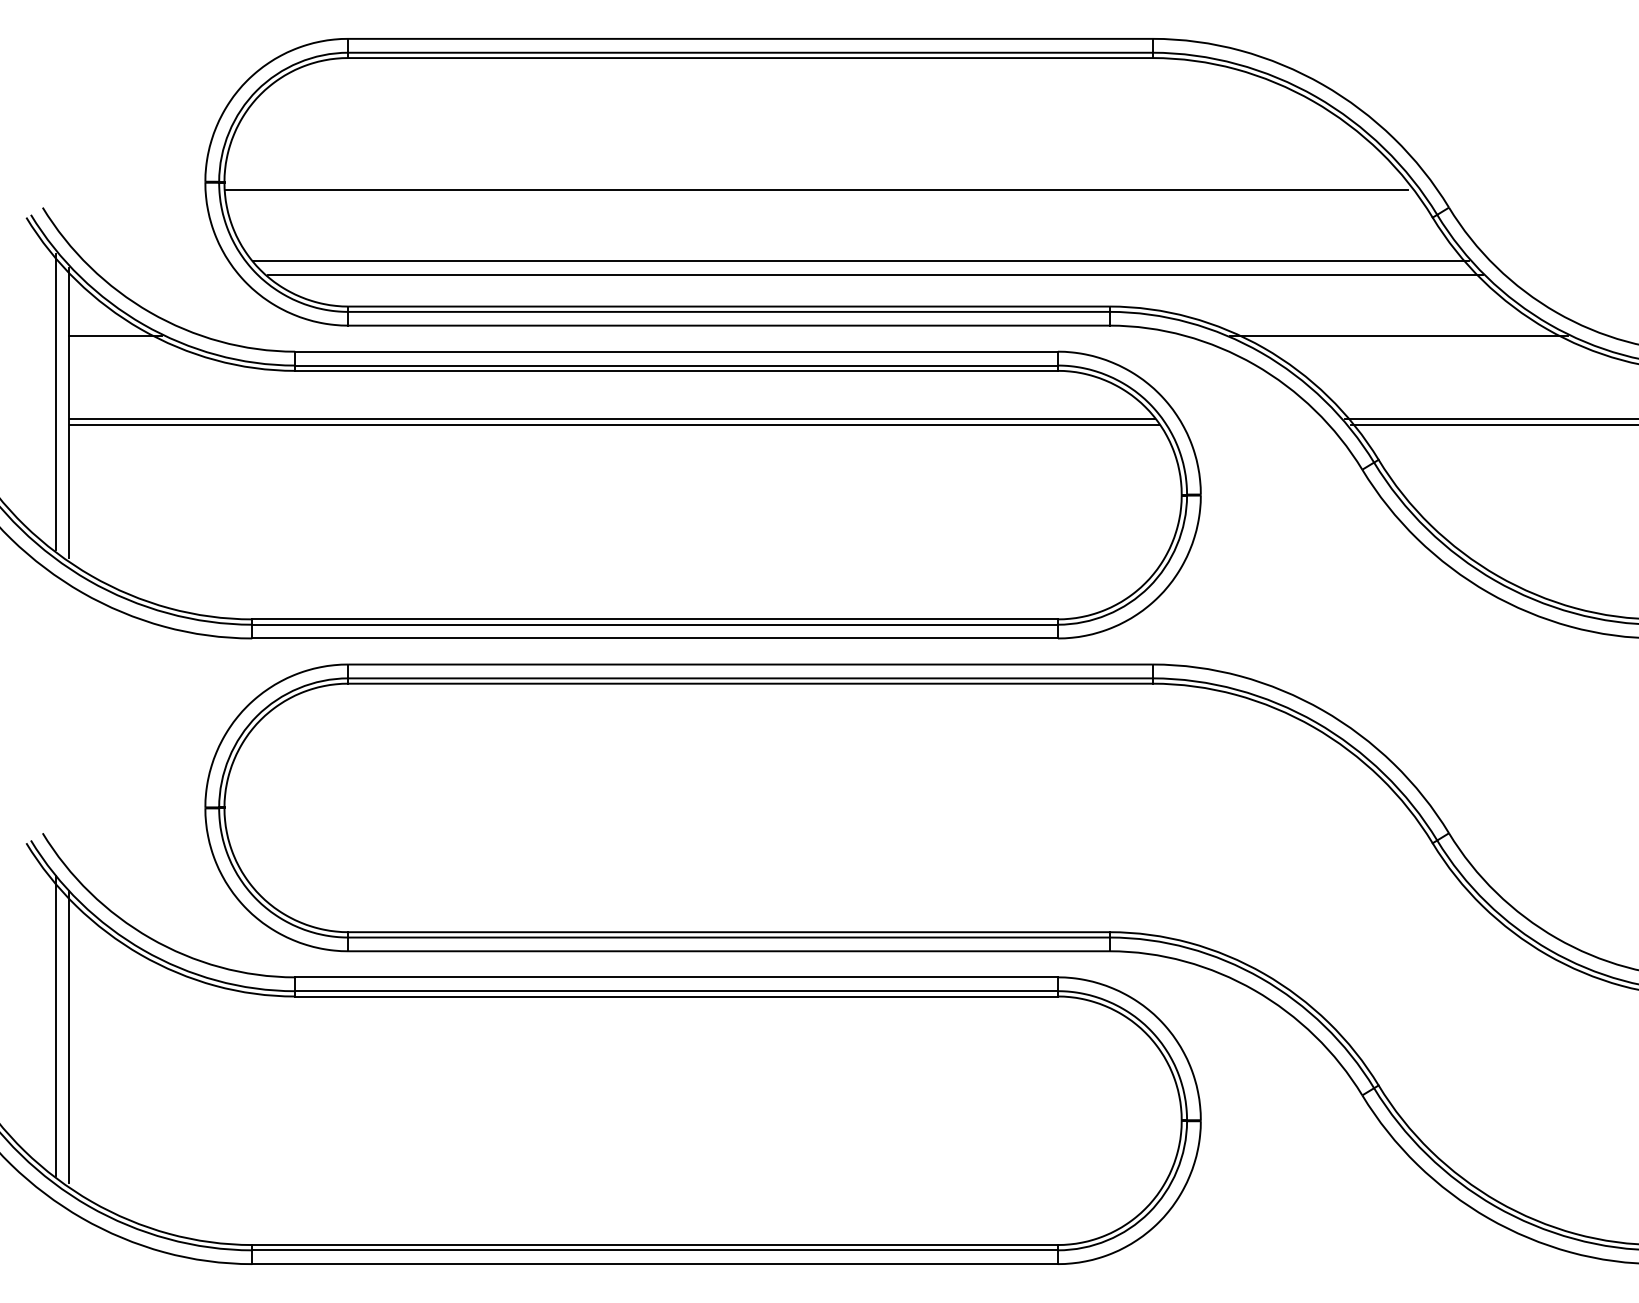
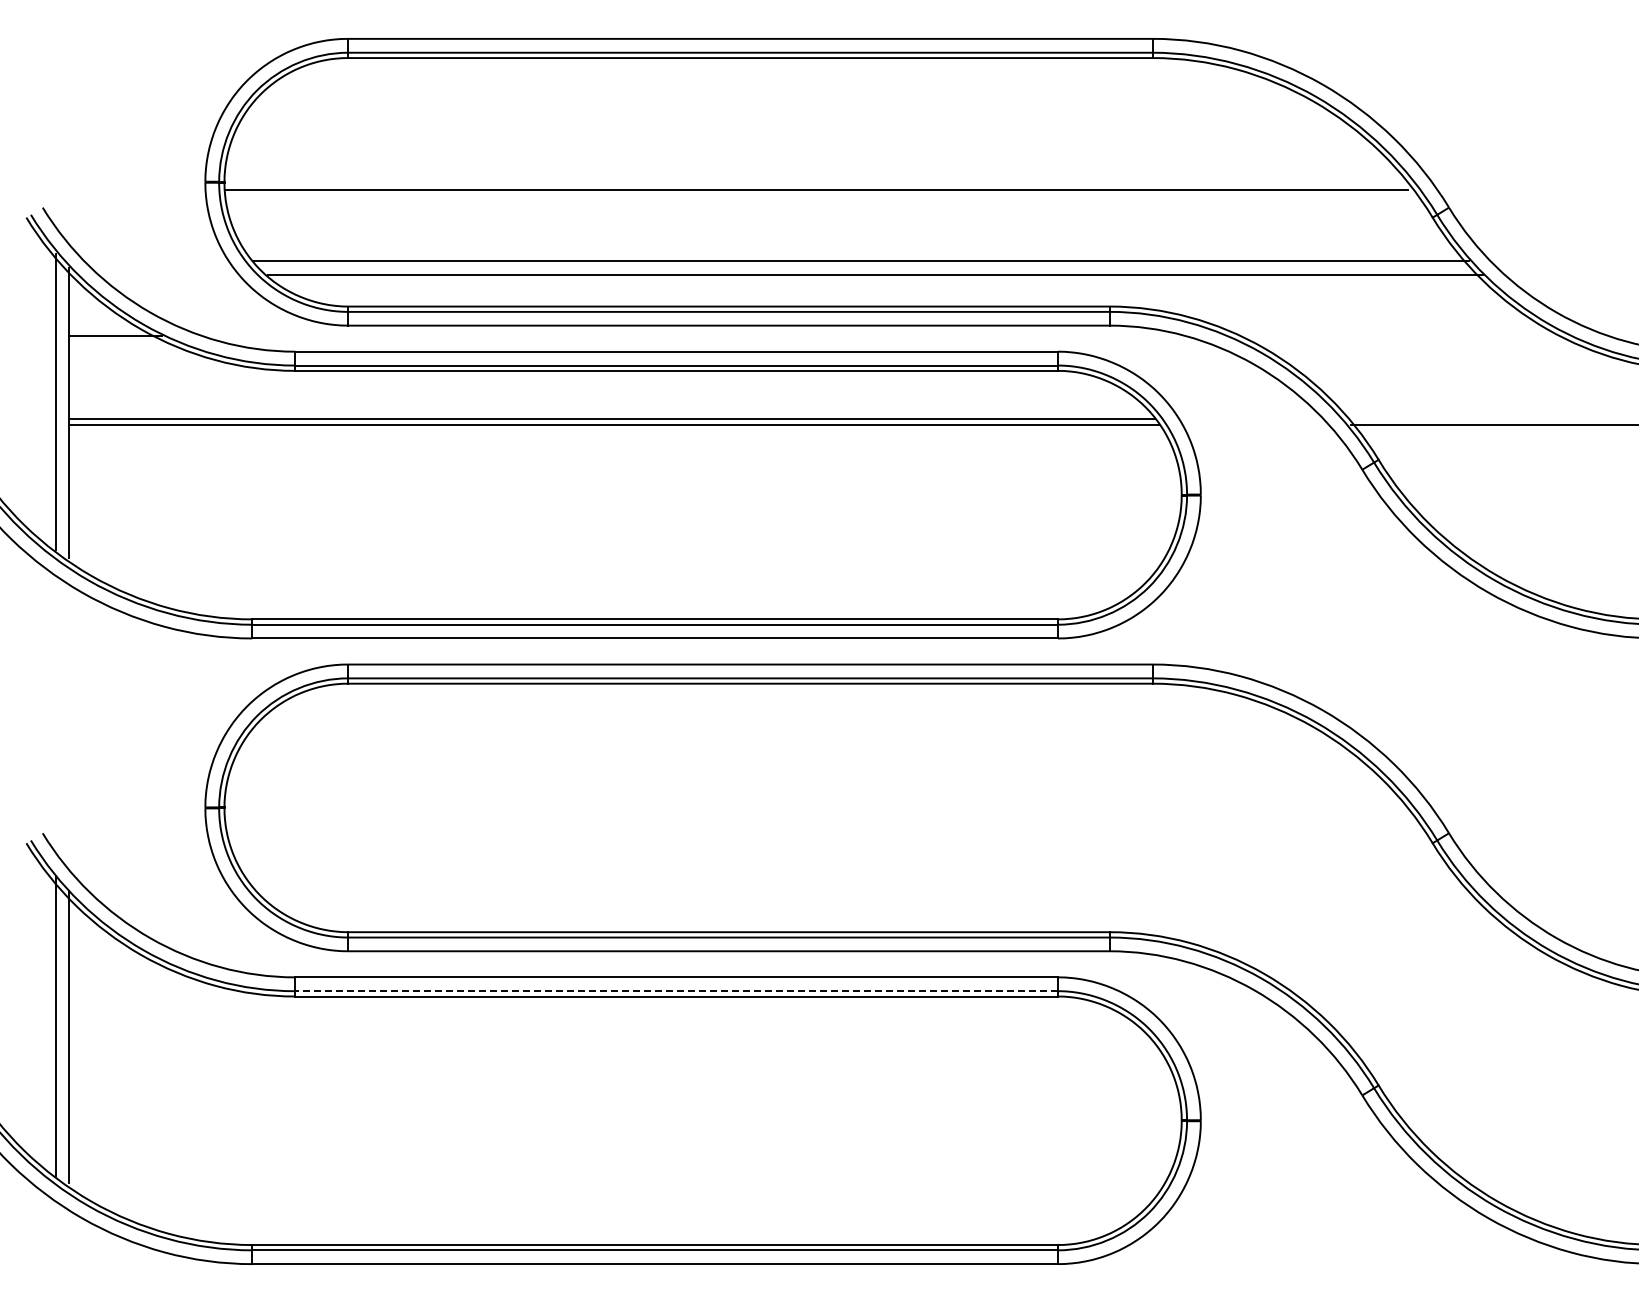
line: present -> none (1398, 335)
line: present -> none (1490, 418)
line: solid -> dashed (676, 991)
